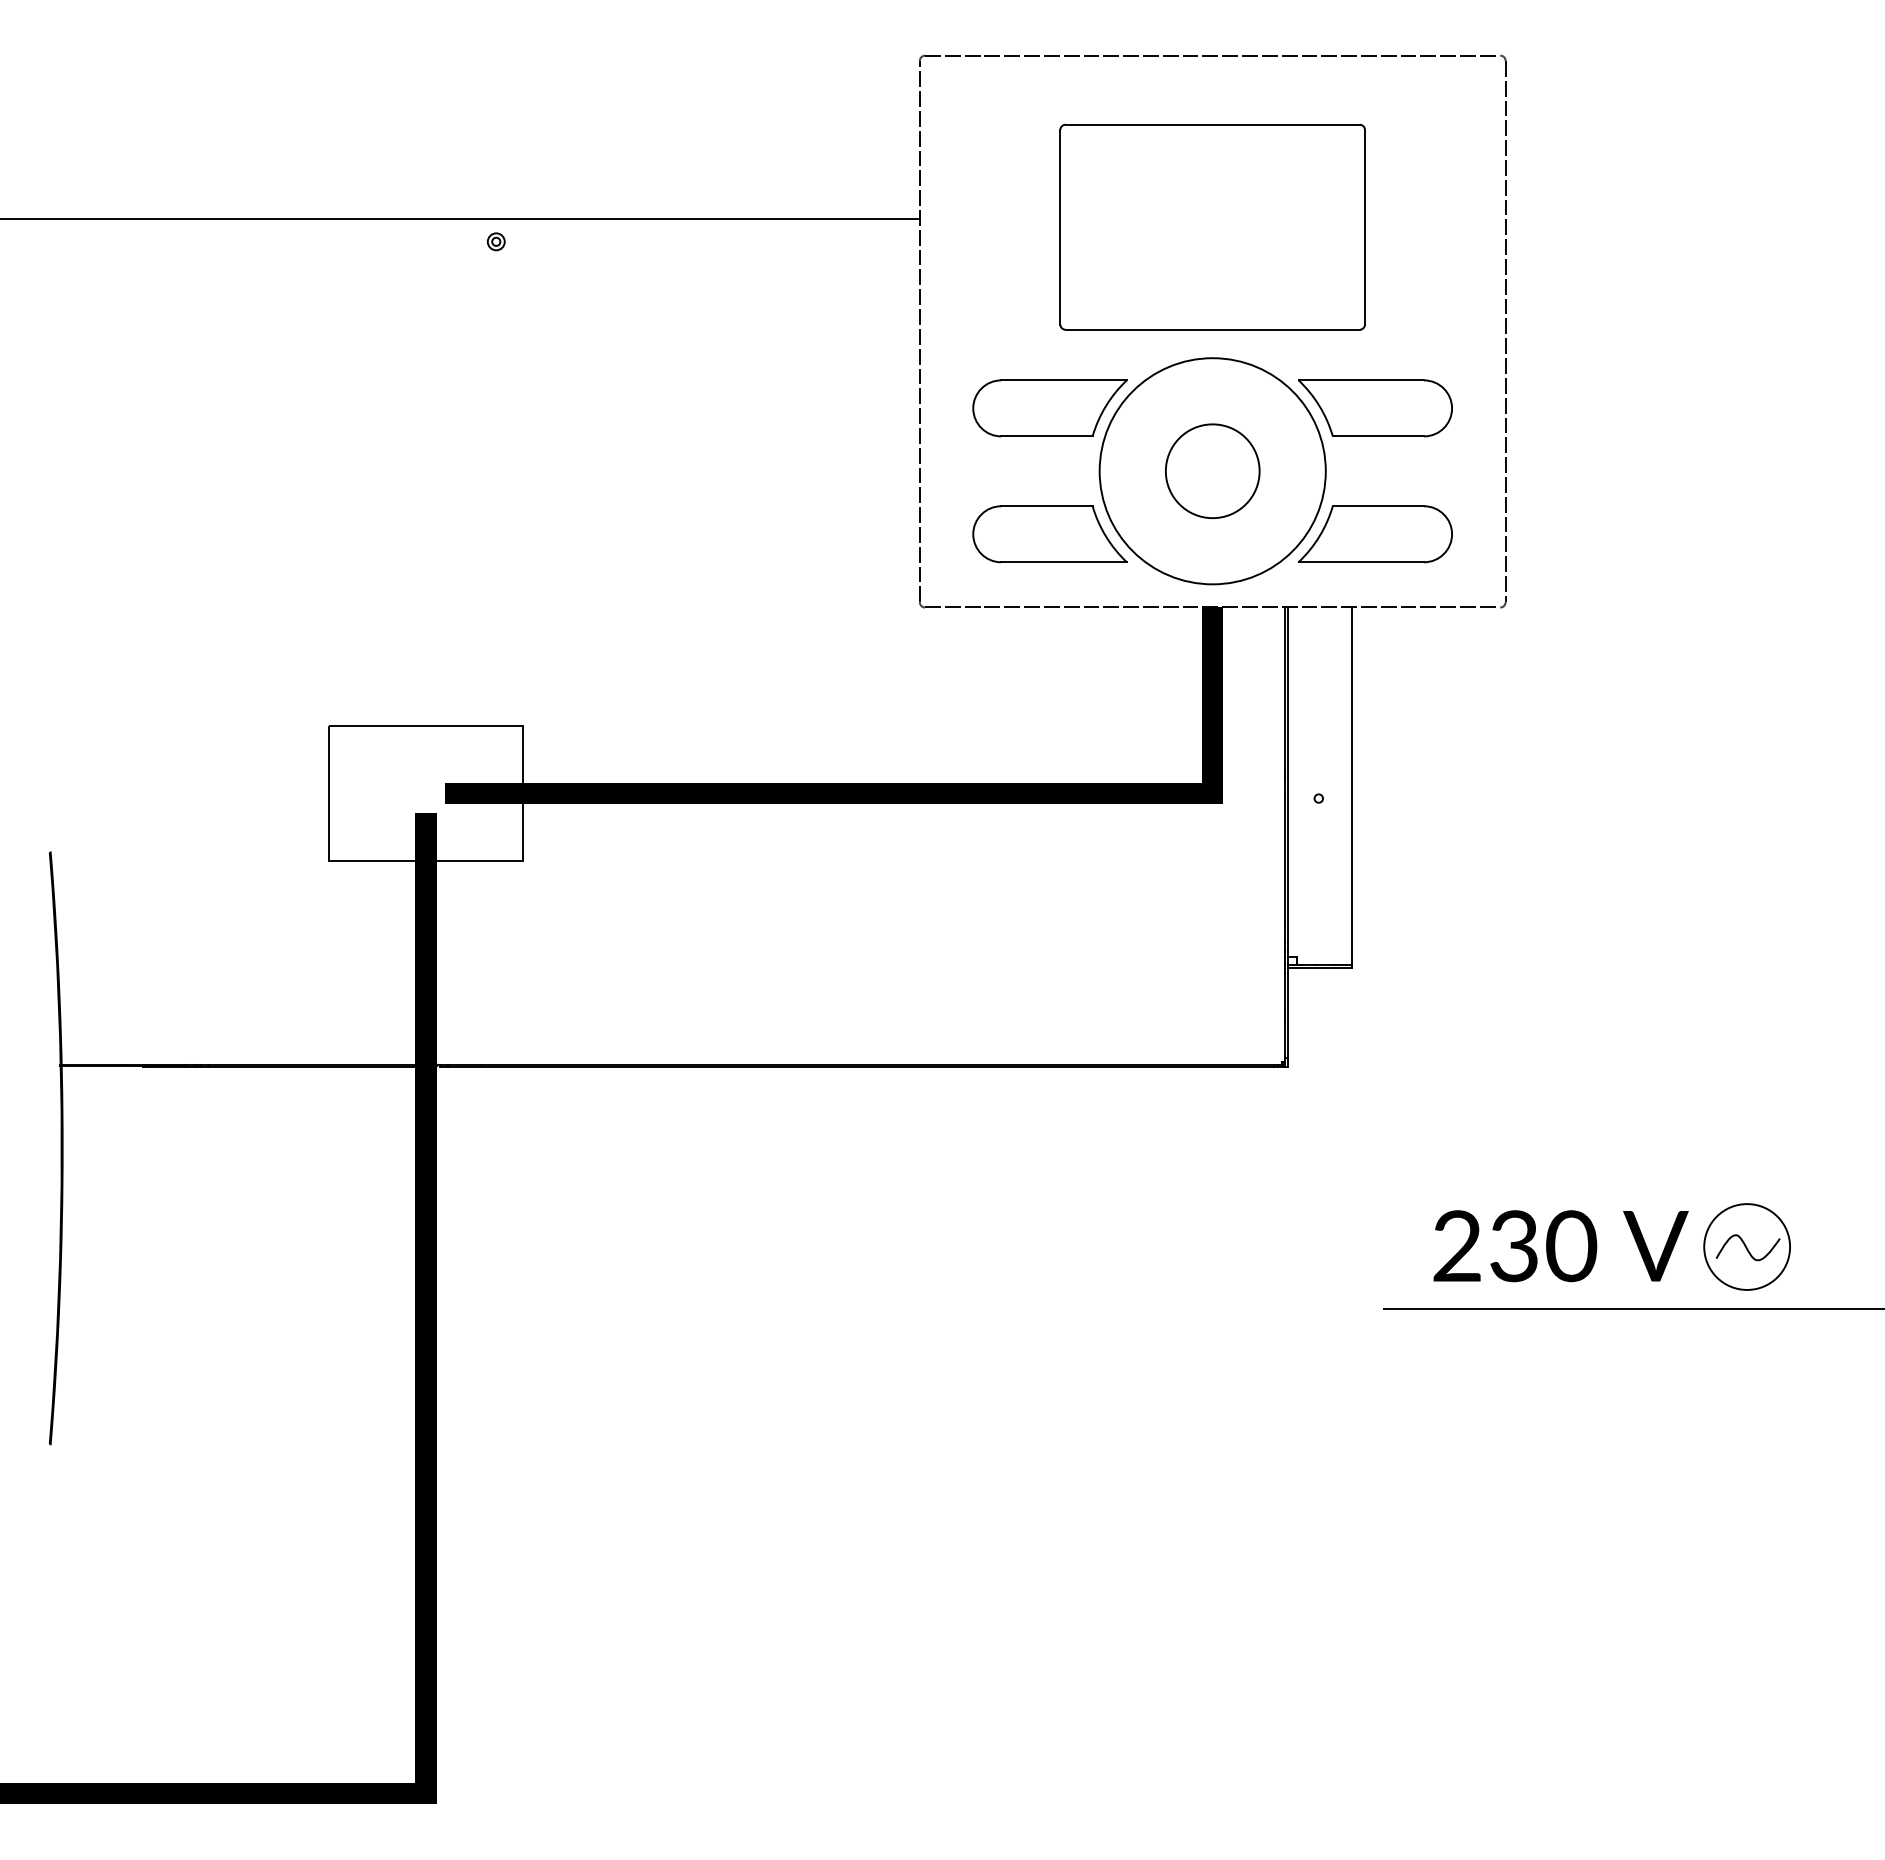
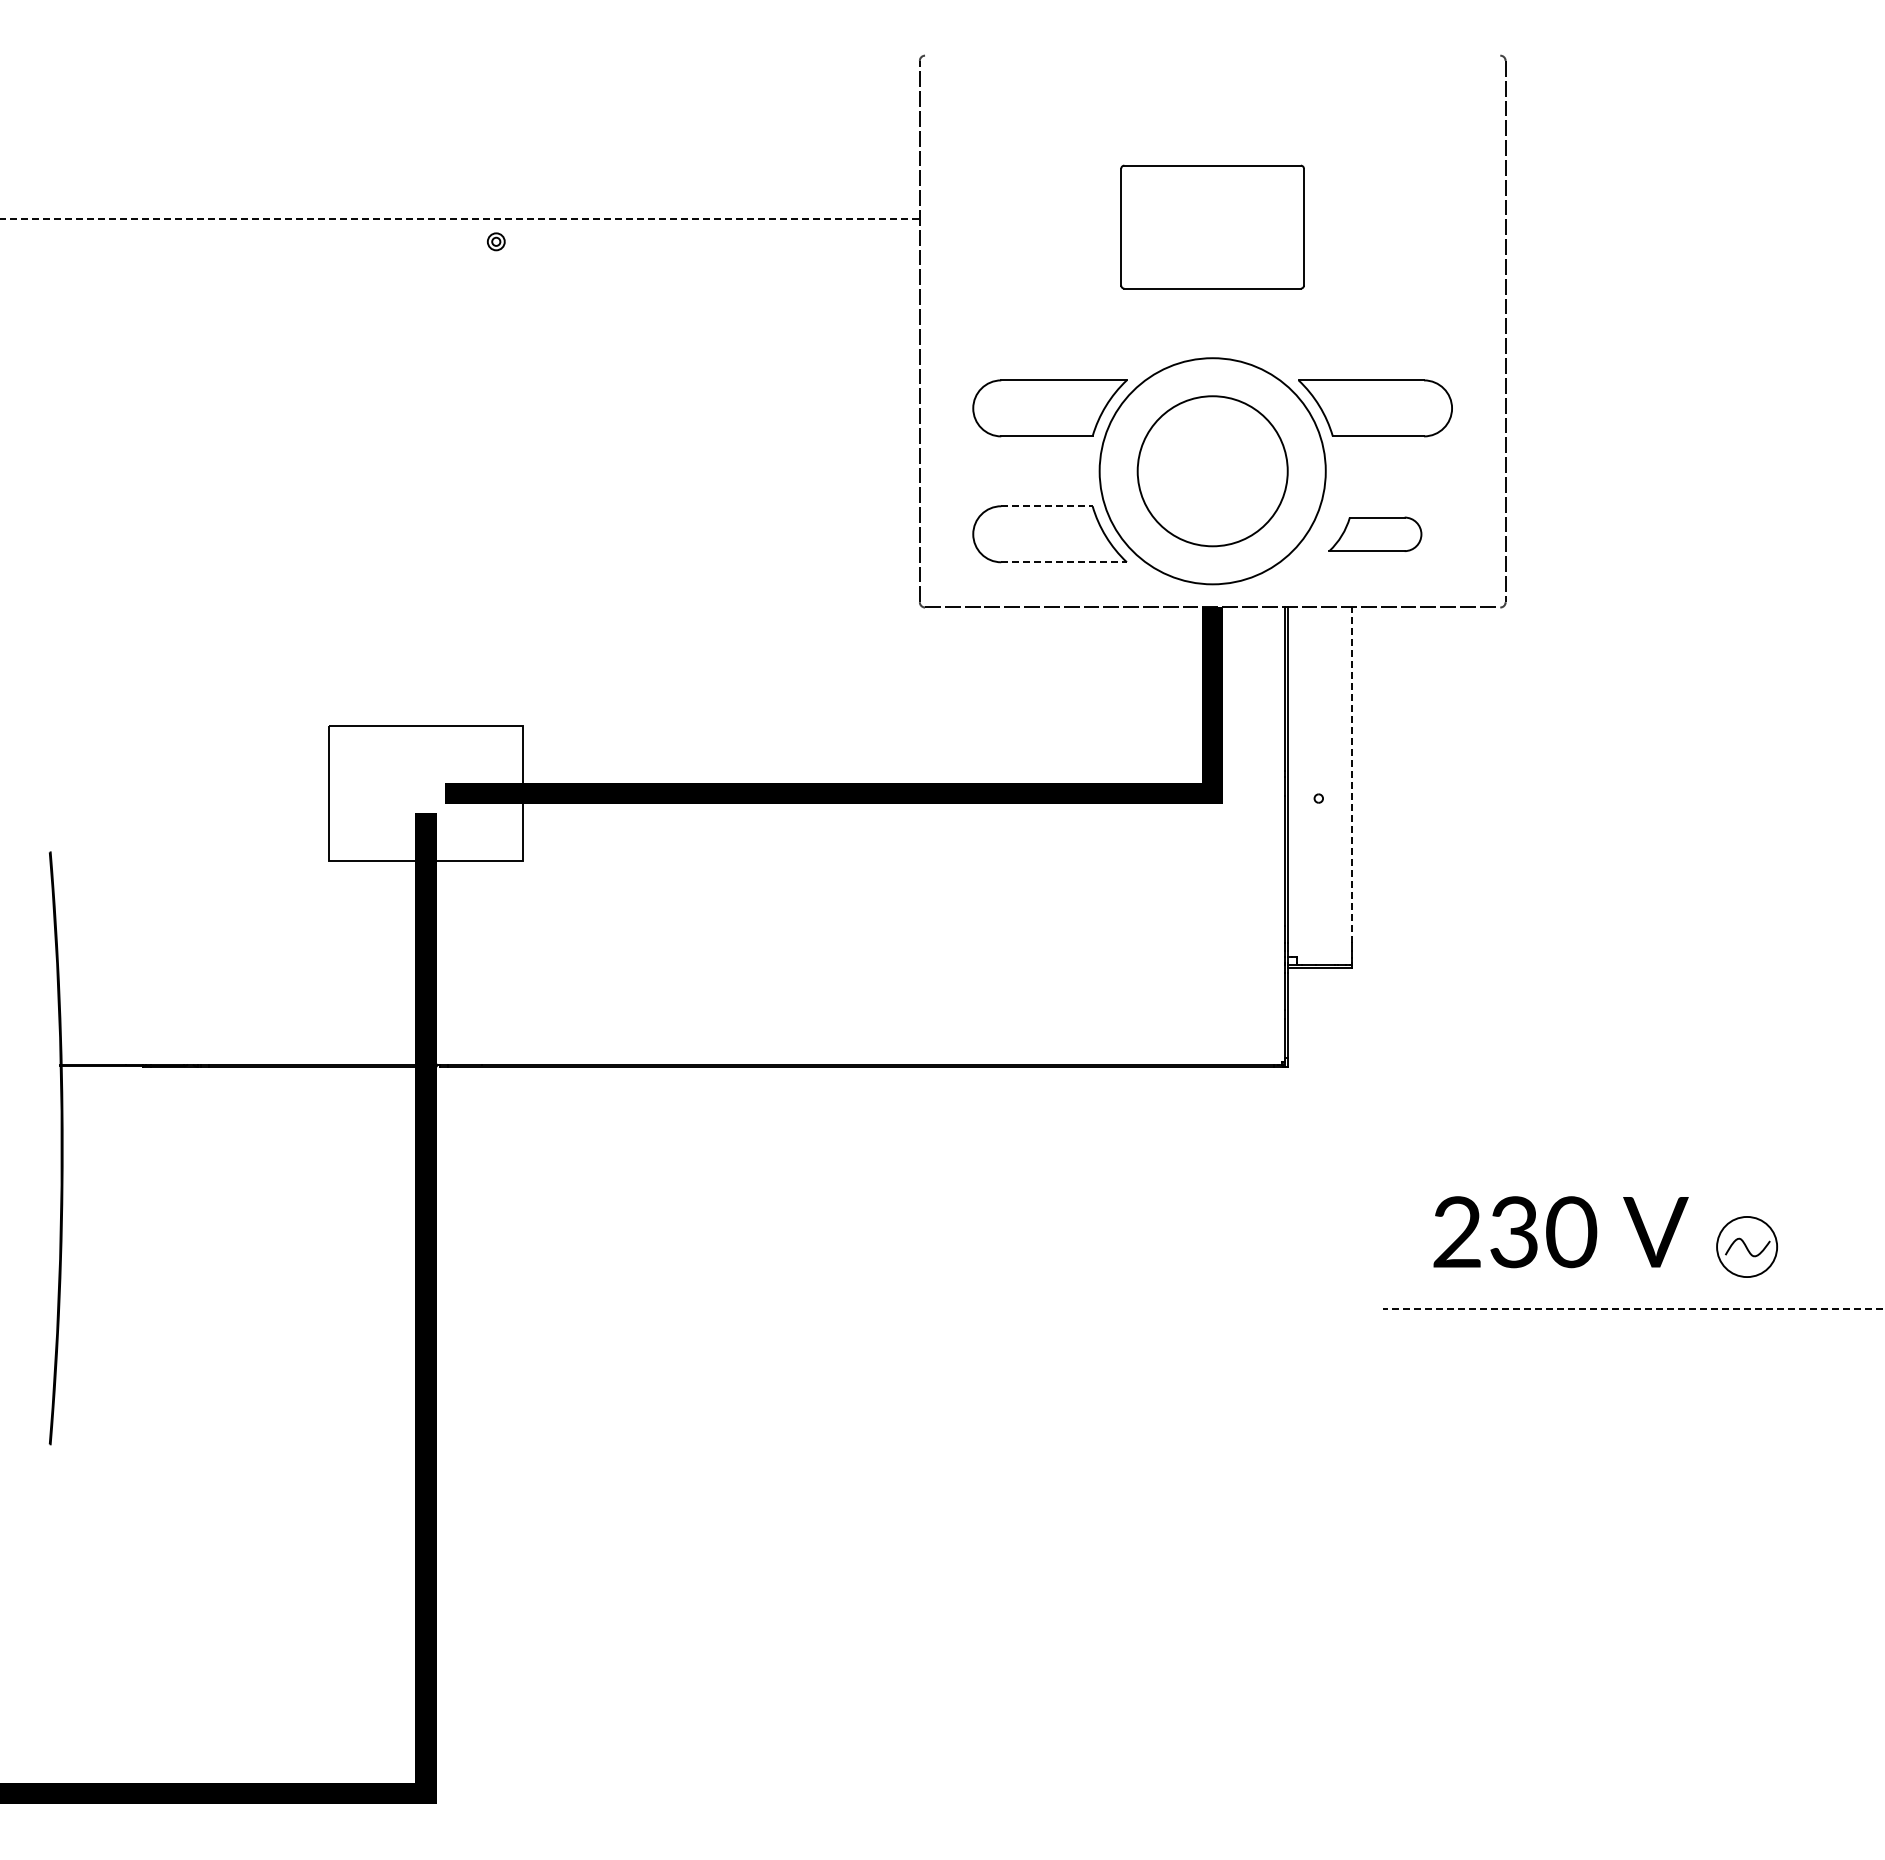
line: present -> none (1212, 55)
line: solid -> dashed (459, 219)
part size: 307x208 px -> 185x126 px (1212, 226)
circle diameter: 94 px -> 150 px (1212, 471)
line: solid -> dashed (1046, 506)
part size: 155x59 px -> 95x36 px (1375, 533)
line: solid -> dashed (1064, 562)
line: solid -> dashed (1352, 775)
text position: (1560, 1246) -> (1560, 1232) (1560, 1232)
part size: 88x88 px -> 62x62 px (1746, 1246)
line: solid -> dashed (1633, 1309)
